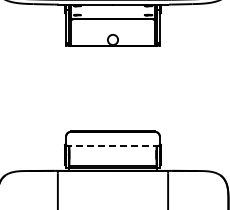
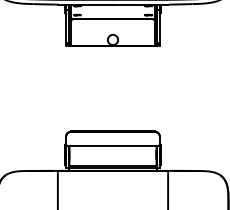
line: dashed -> solid (113, 145)
